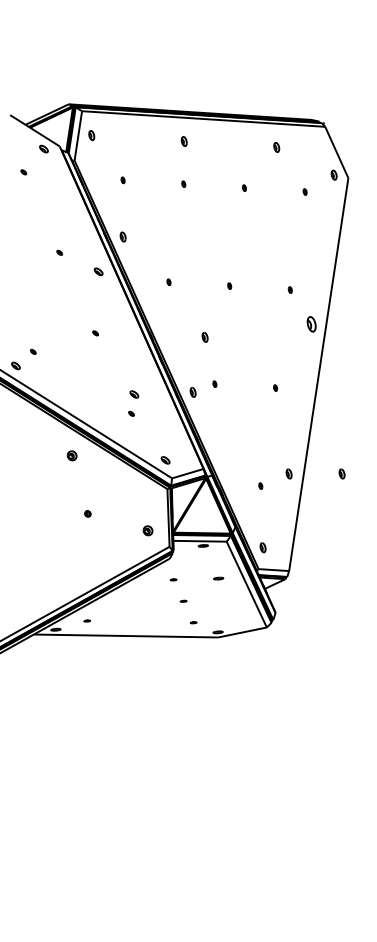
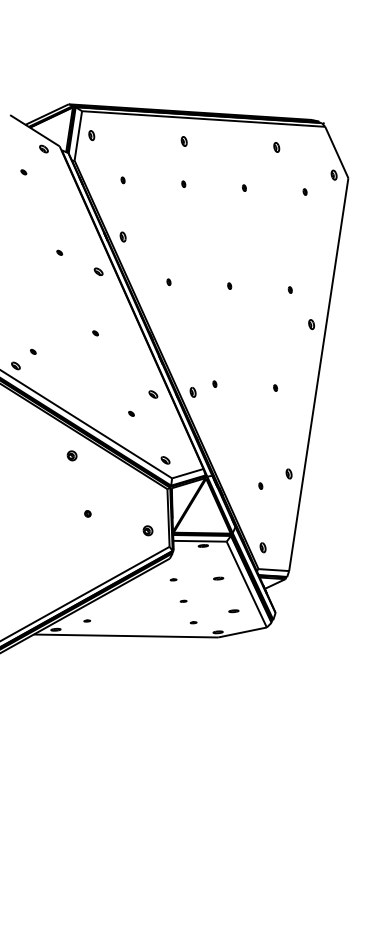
part size: 11x17 px -> 7x12 px (311, 324)
part: present -> none (204, 336)
part position: (134, 394) -> (153, 394) (153, 394)
part: present -> none (341, 473)
part: none -> present (233, 611)
